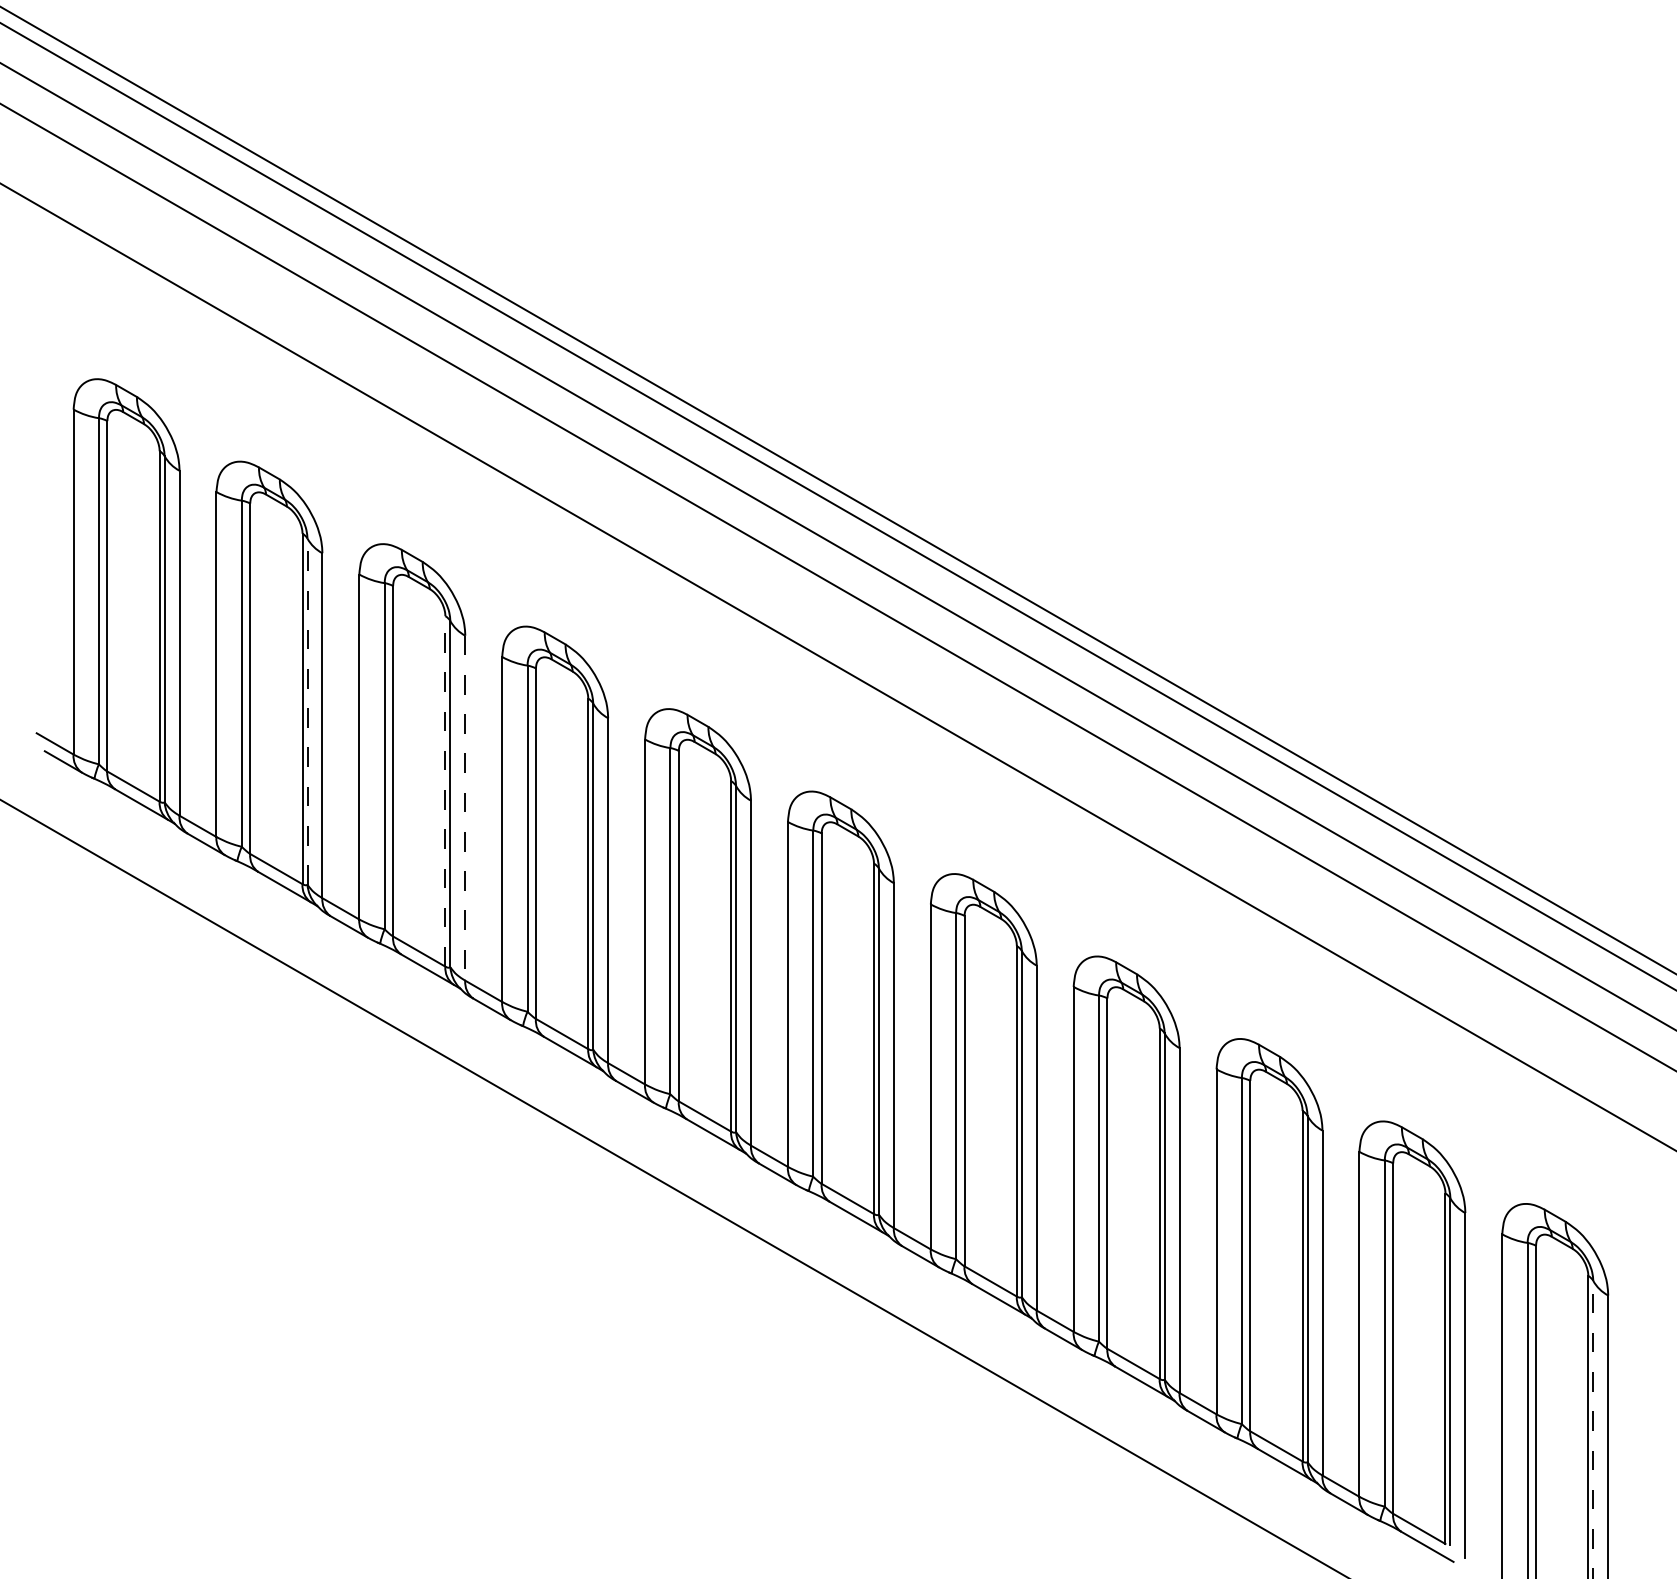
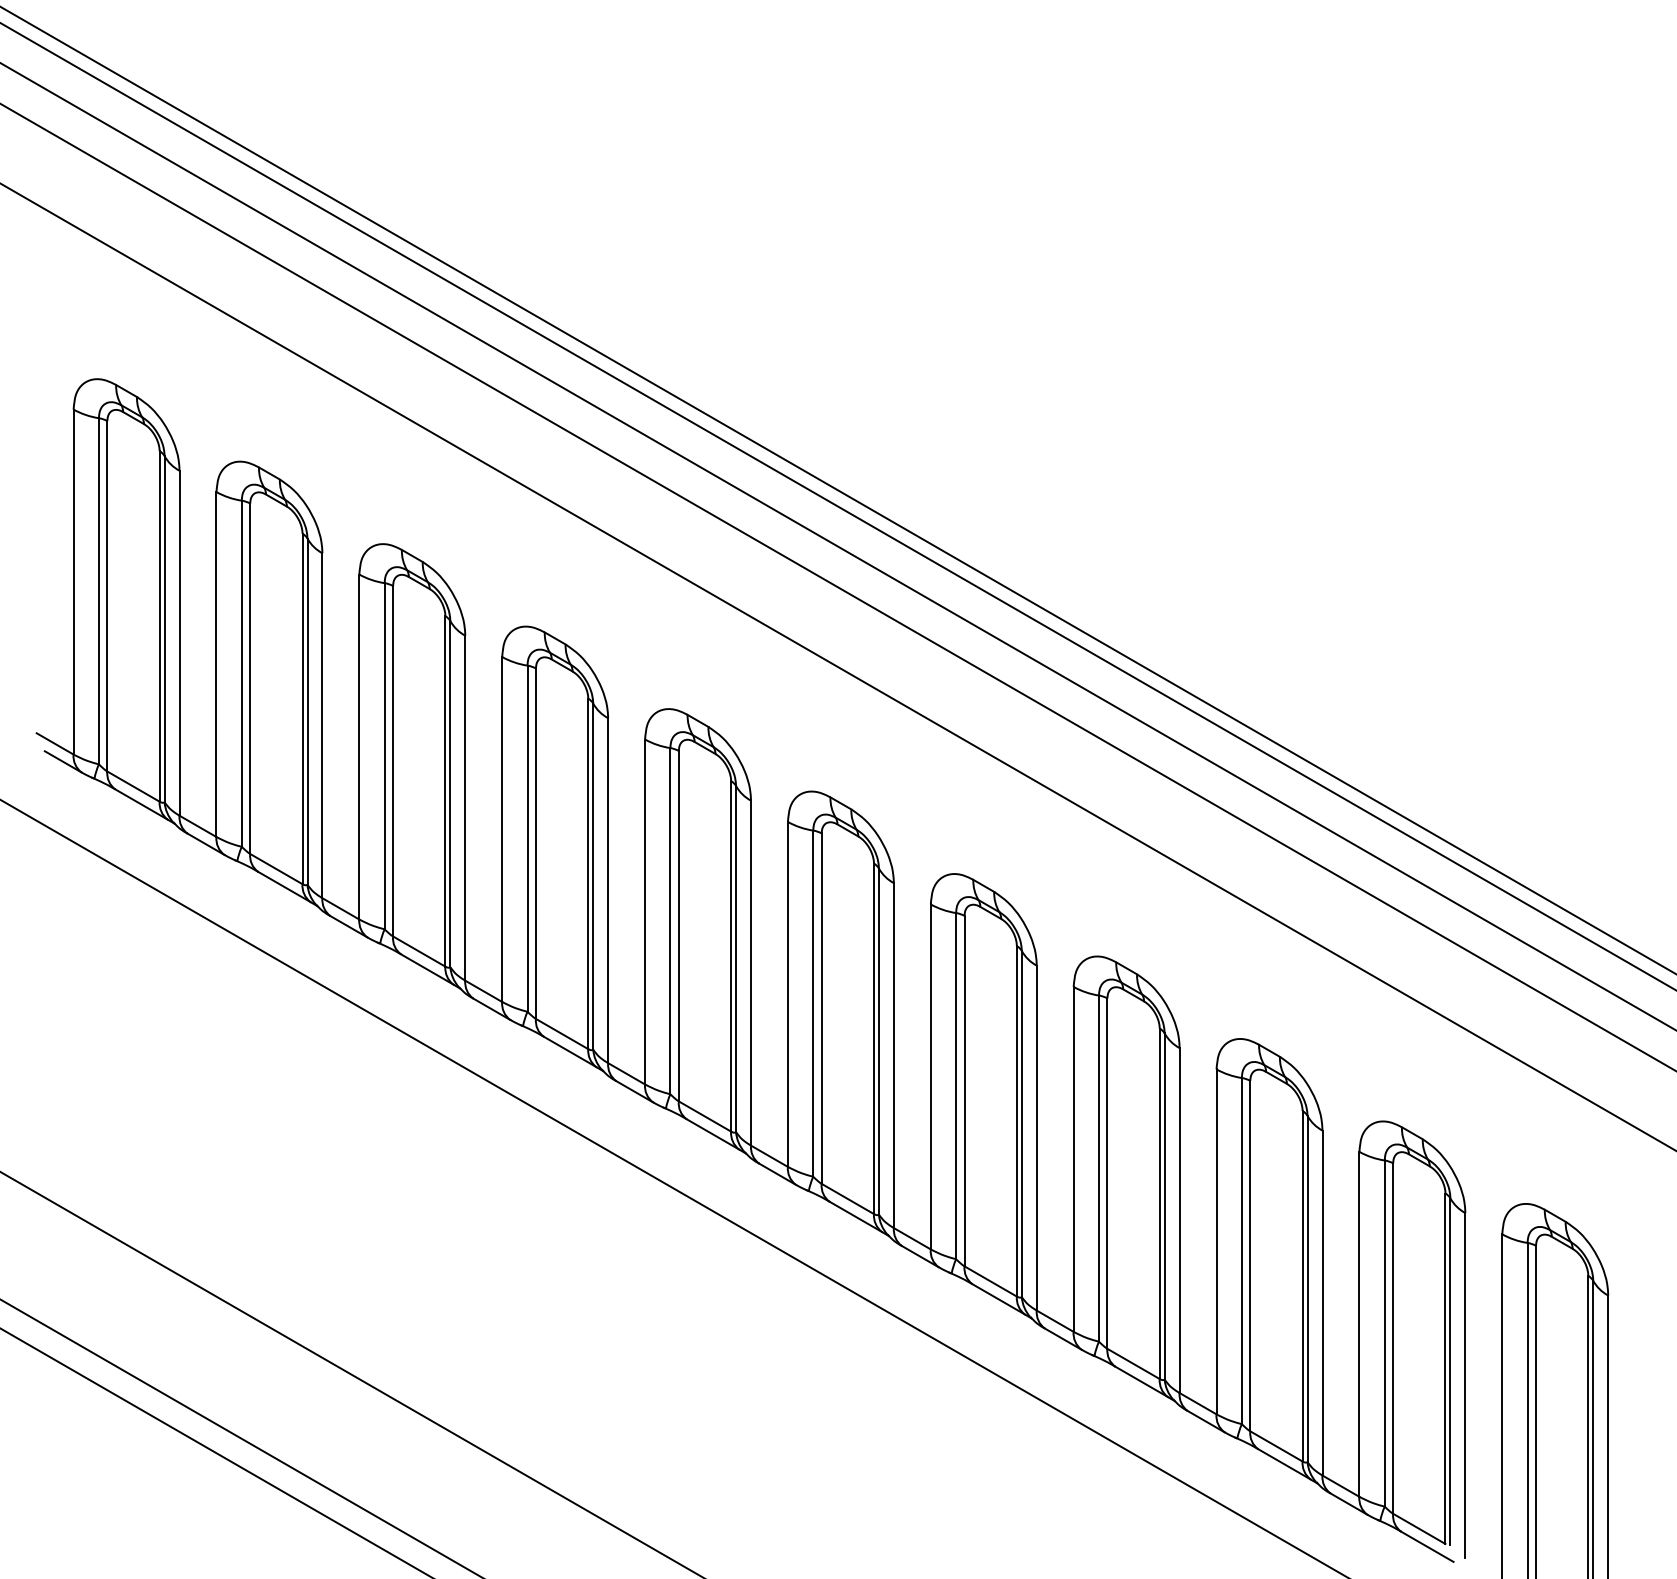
line: dashed -> solid (307, 711)
line: dashed -> solid (445, 790)
line: dashed -> solid (465, 808)
line: none -> present (351, 1374)
line: dashed -> solid (1593, 1429)
line: none -> present (240, 1437)
line: none -> present (215, 1452)
